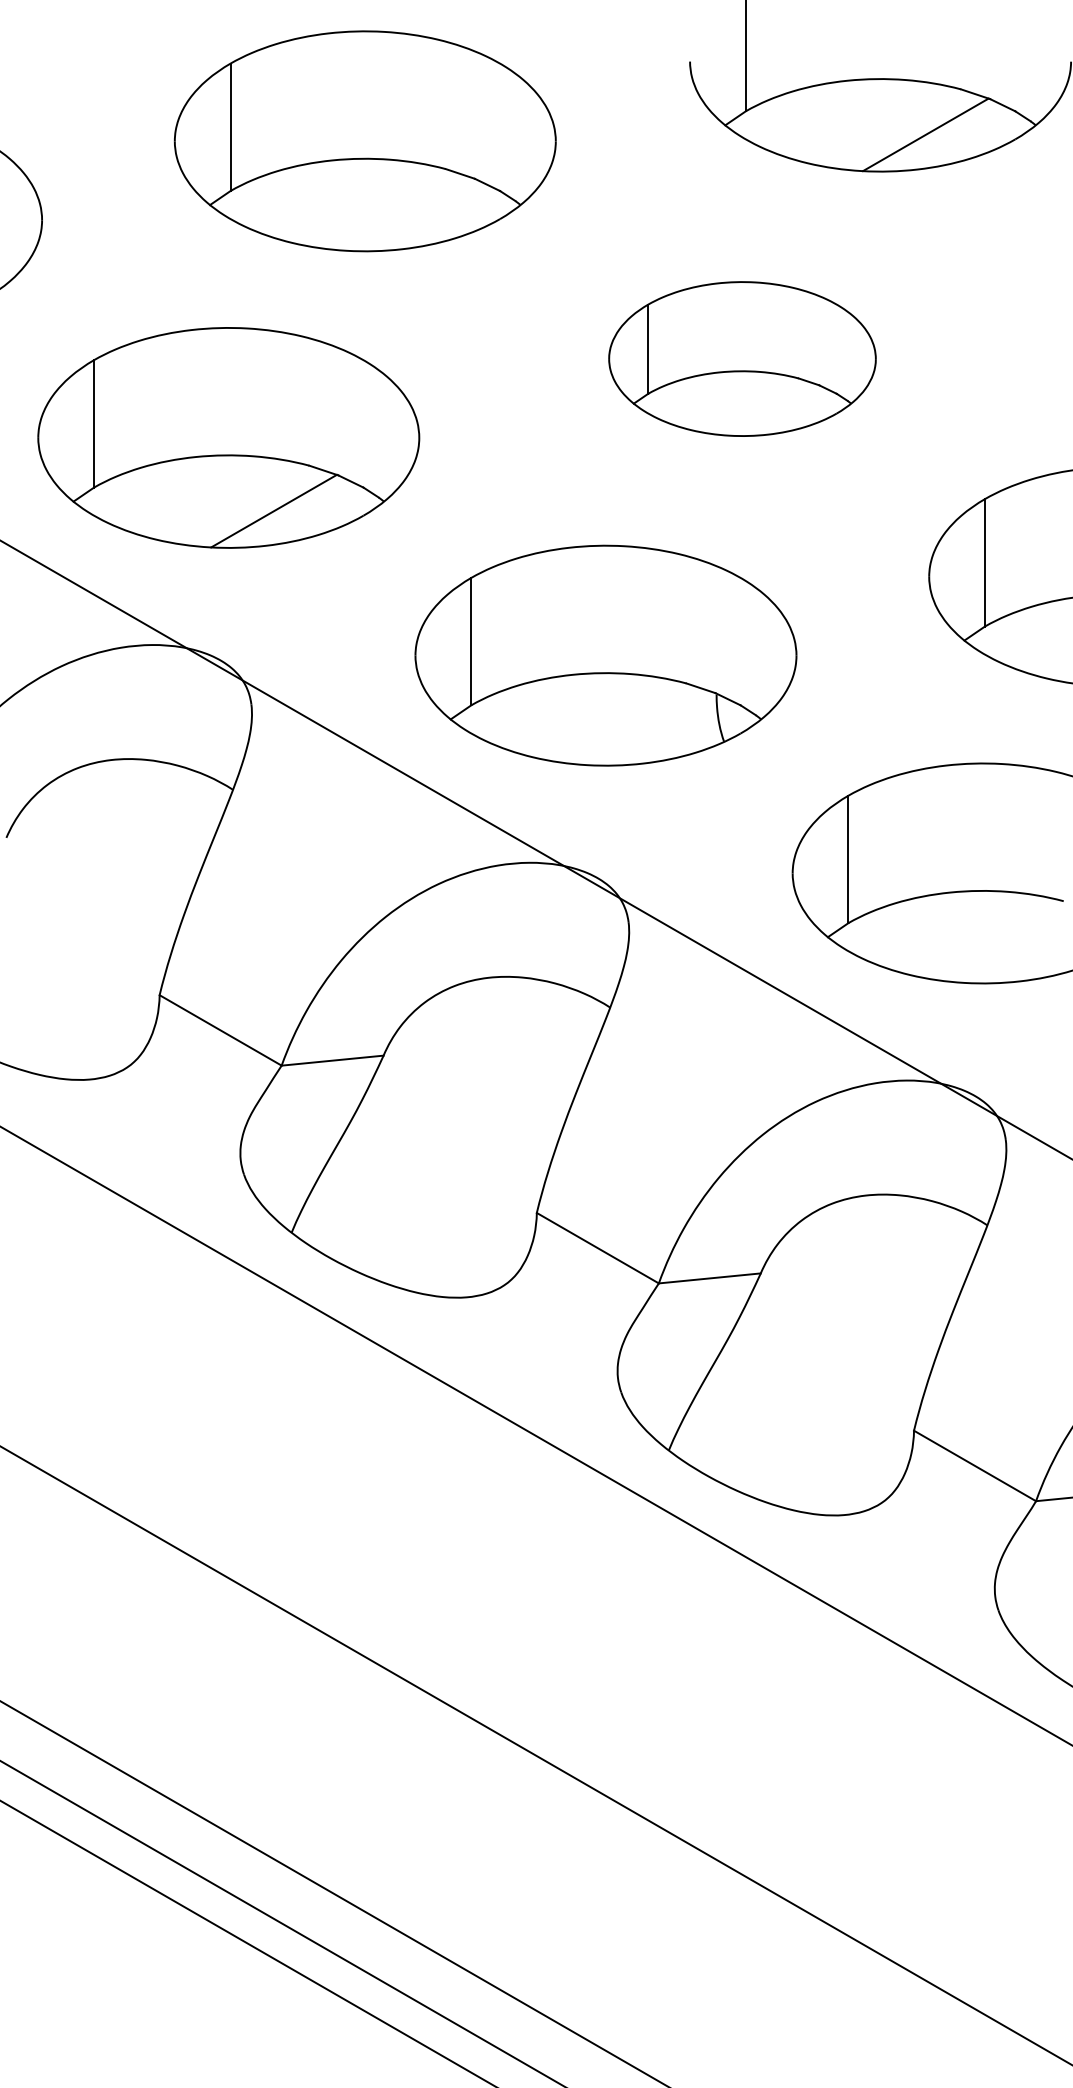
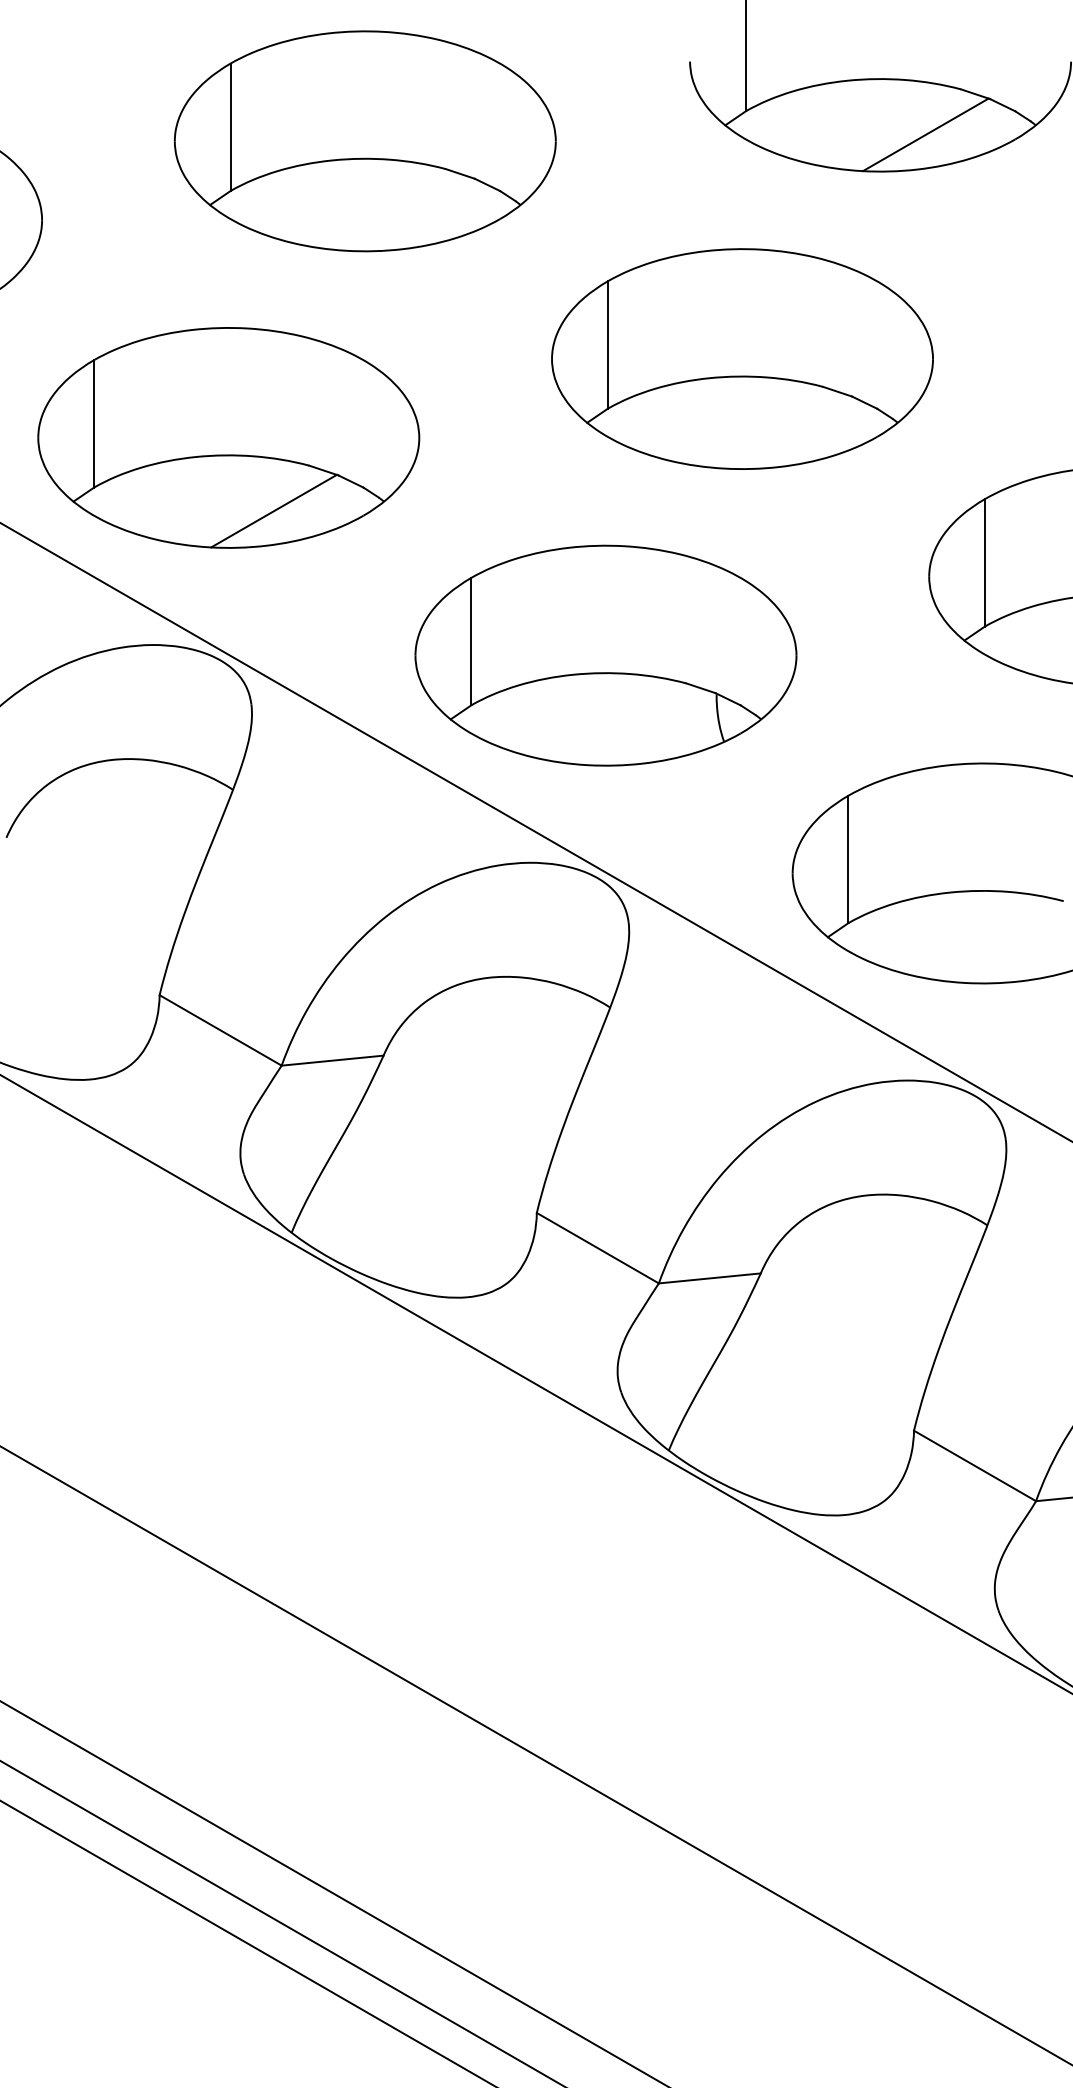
part size: 269x156 px -> 383x222 px (742, 358)
line position: (535, 849) -> (535, 832) (535, 832)
line position: (535, 1435) -> (535, 1384) (535, 1384)
